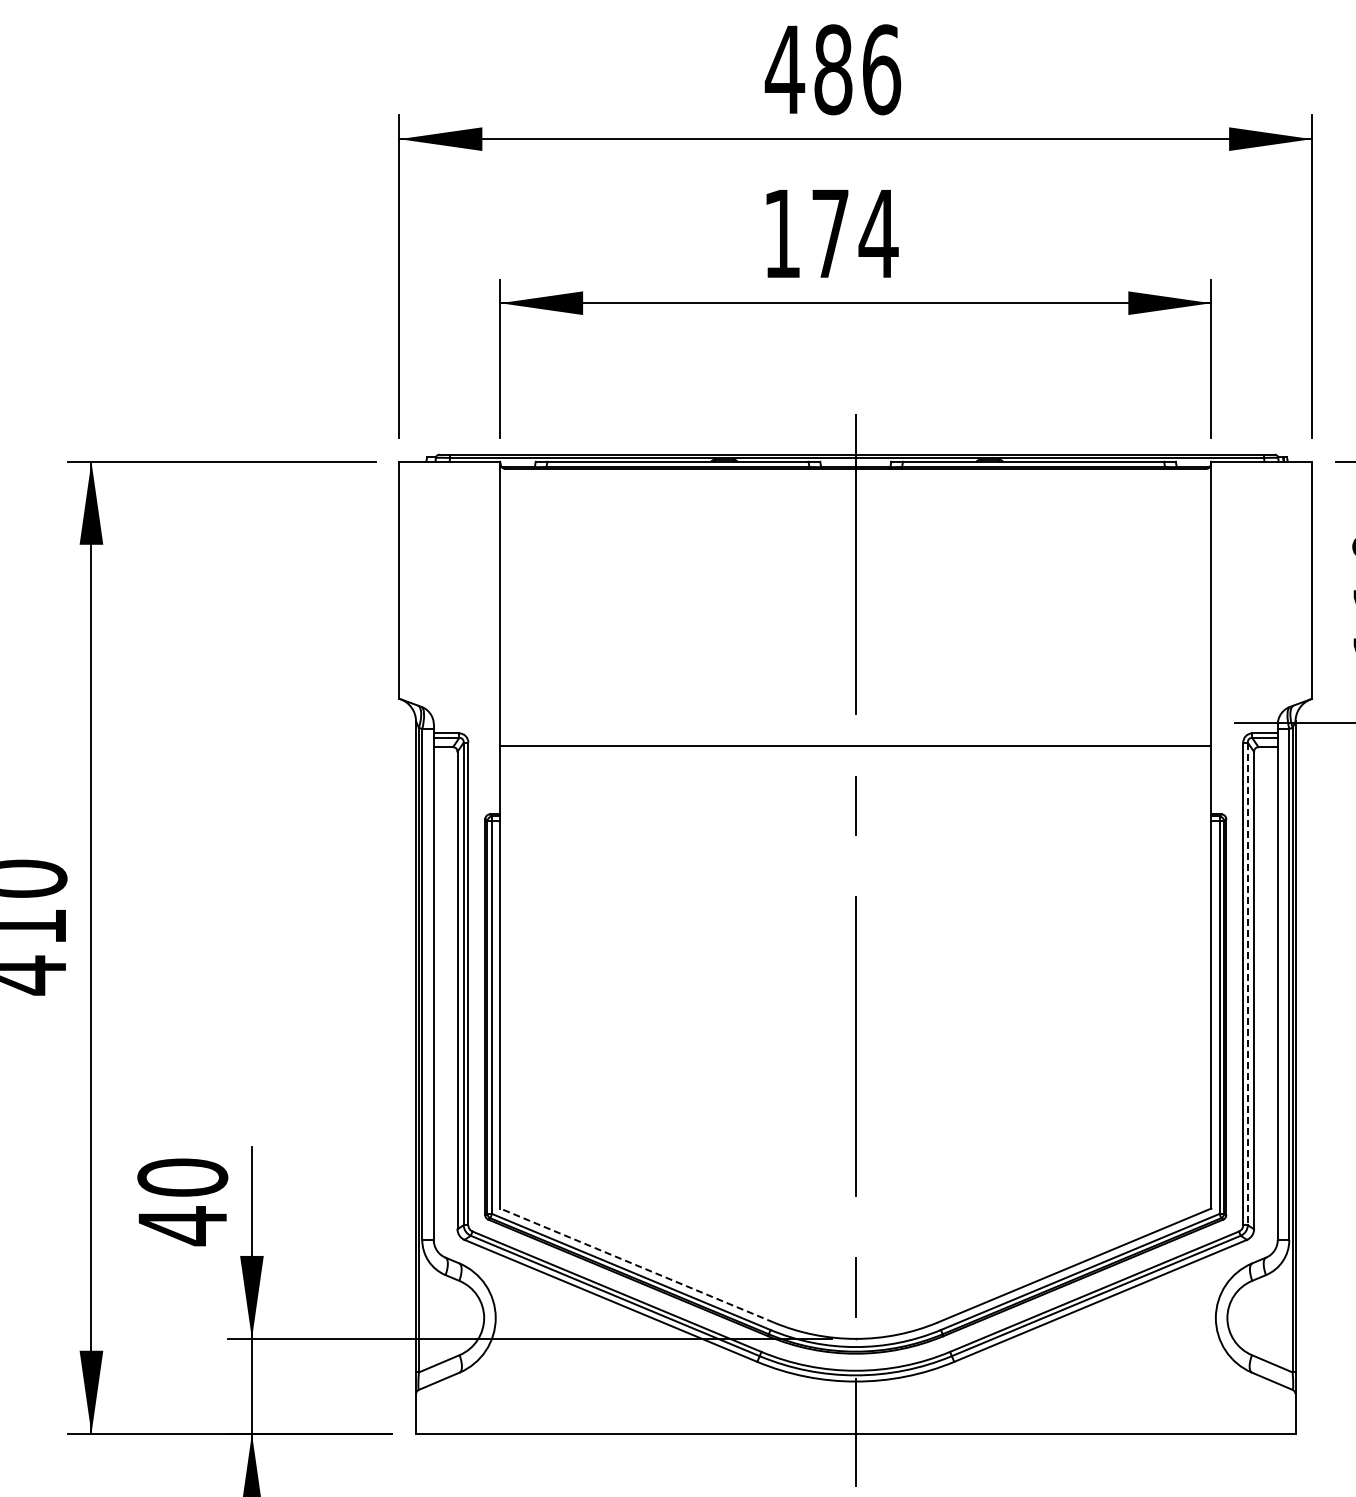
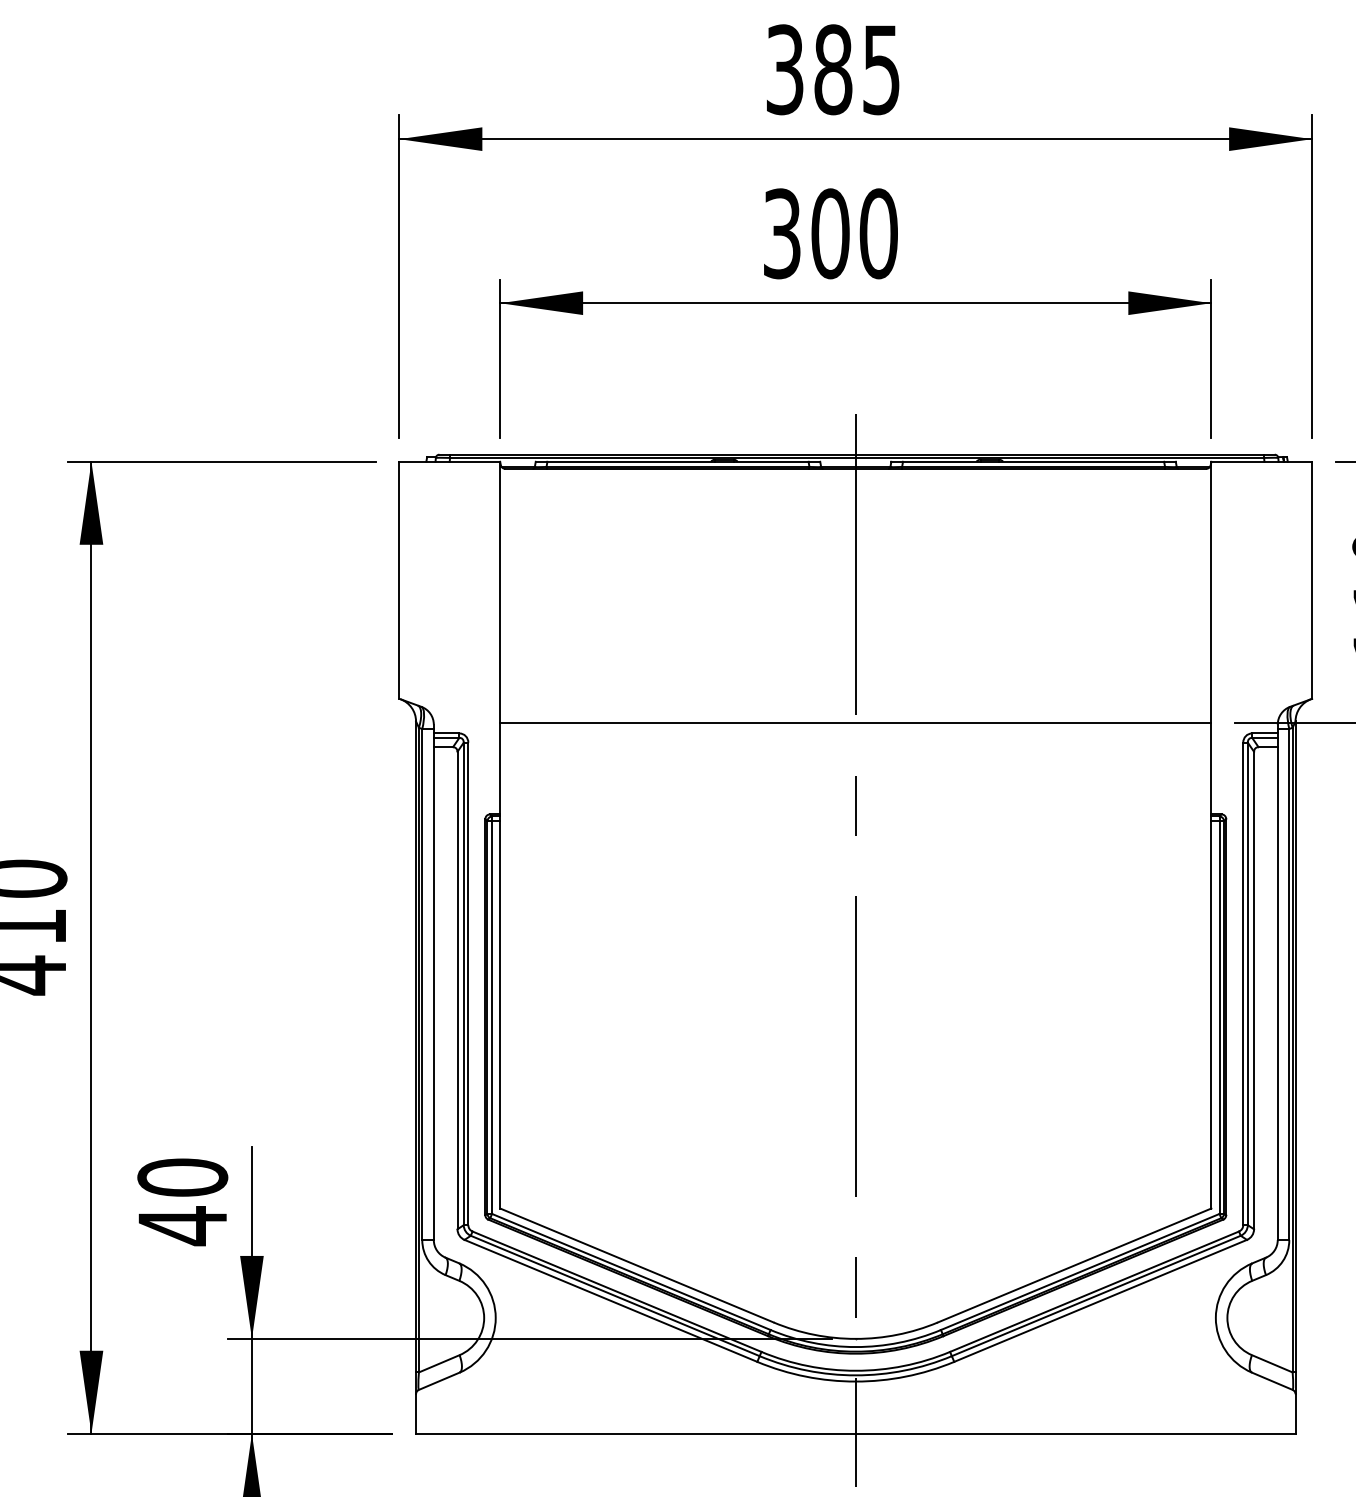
text: 486 -> 385 (832, 69)
text: 174 -> 300 (831, 233)
line position: (855, 745) -> (855, 722) (855, 722)
line: dashed -> solid (1247, 984)
line: dashed -> solid (636, 1265)
